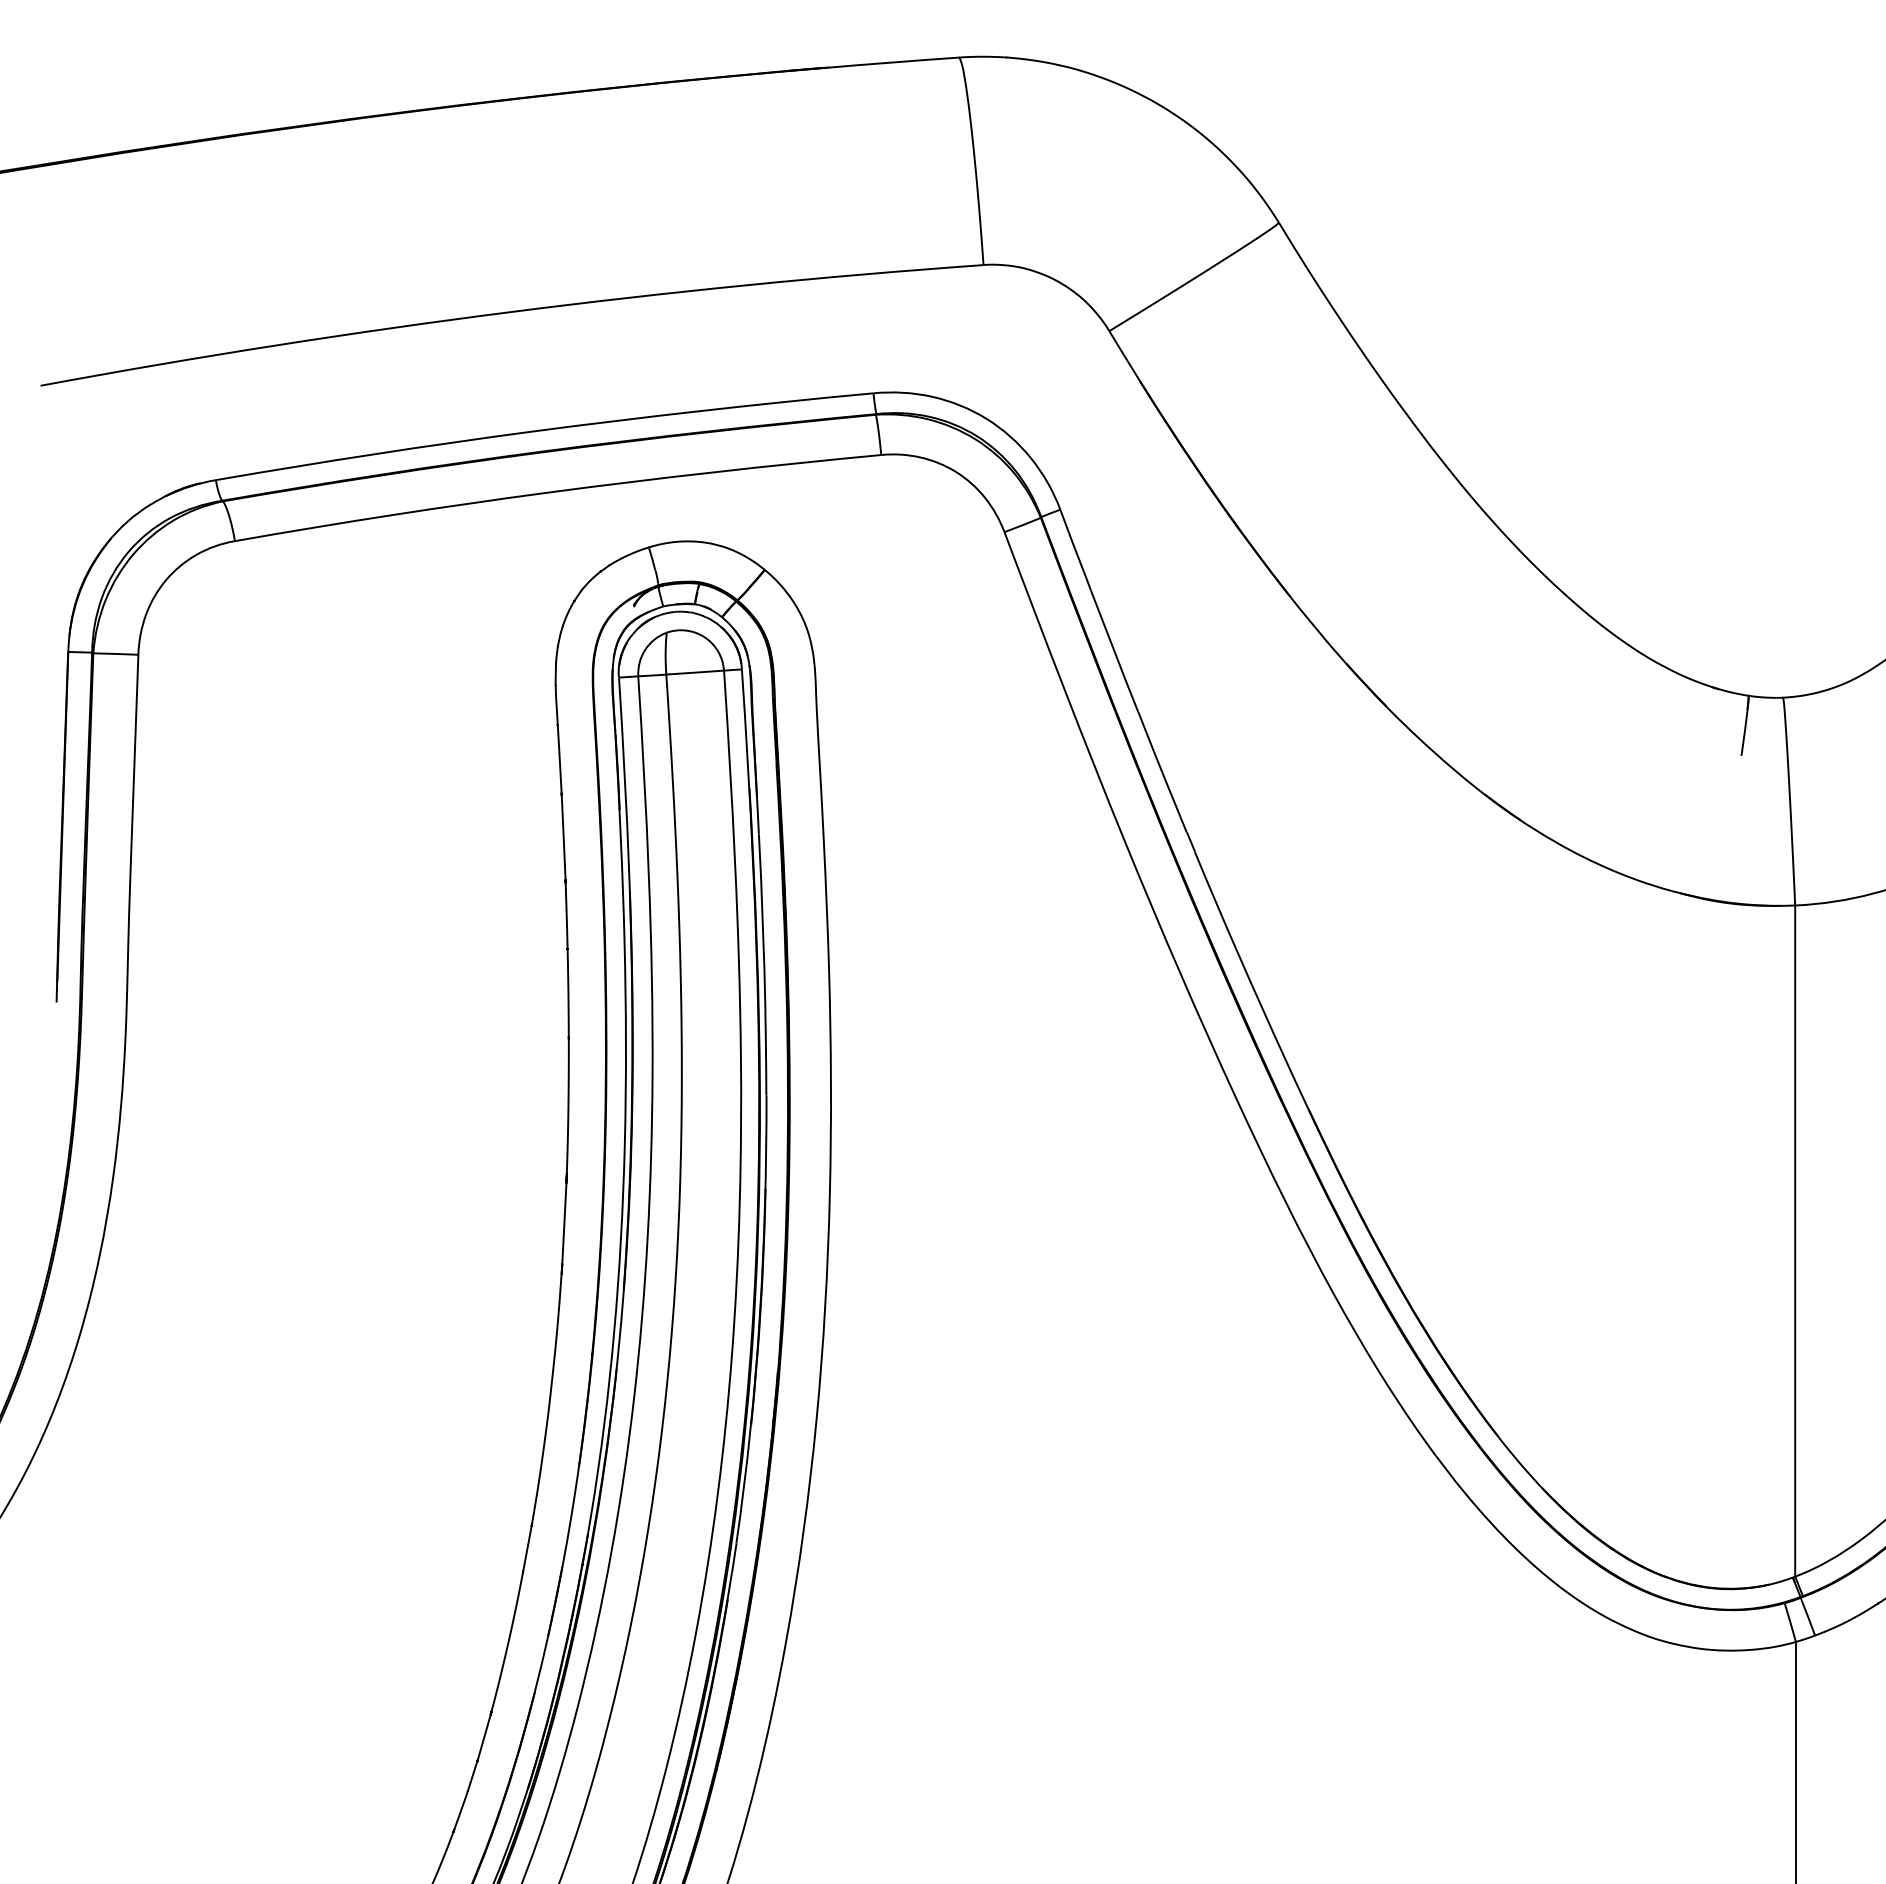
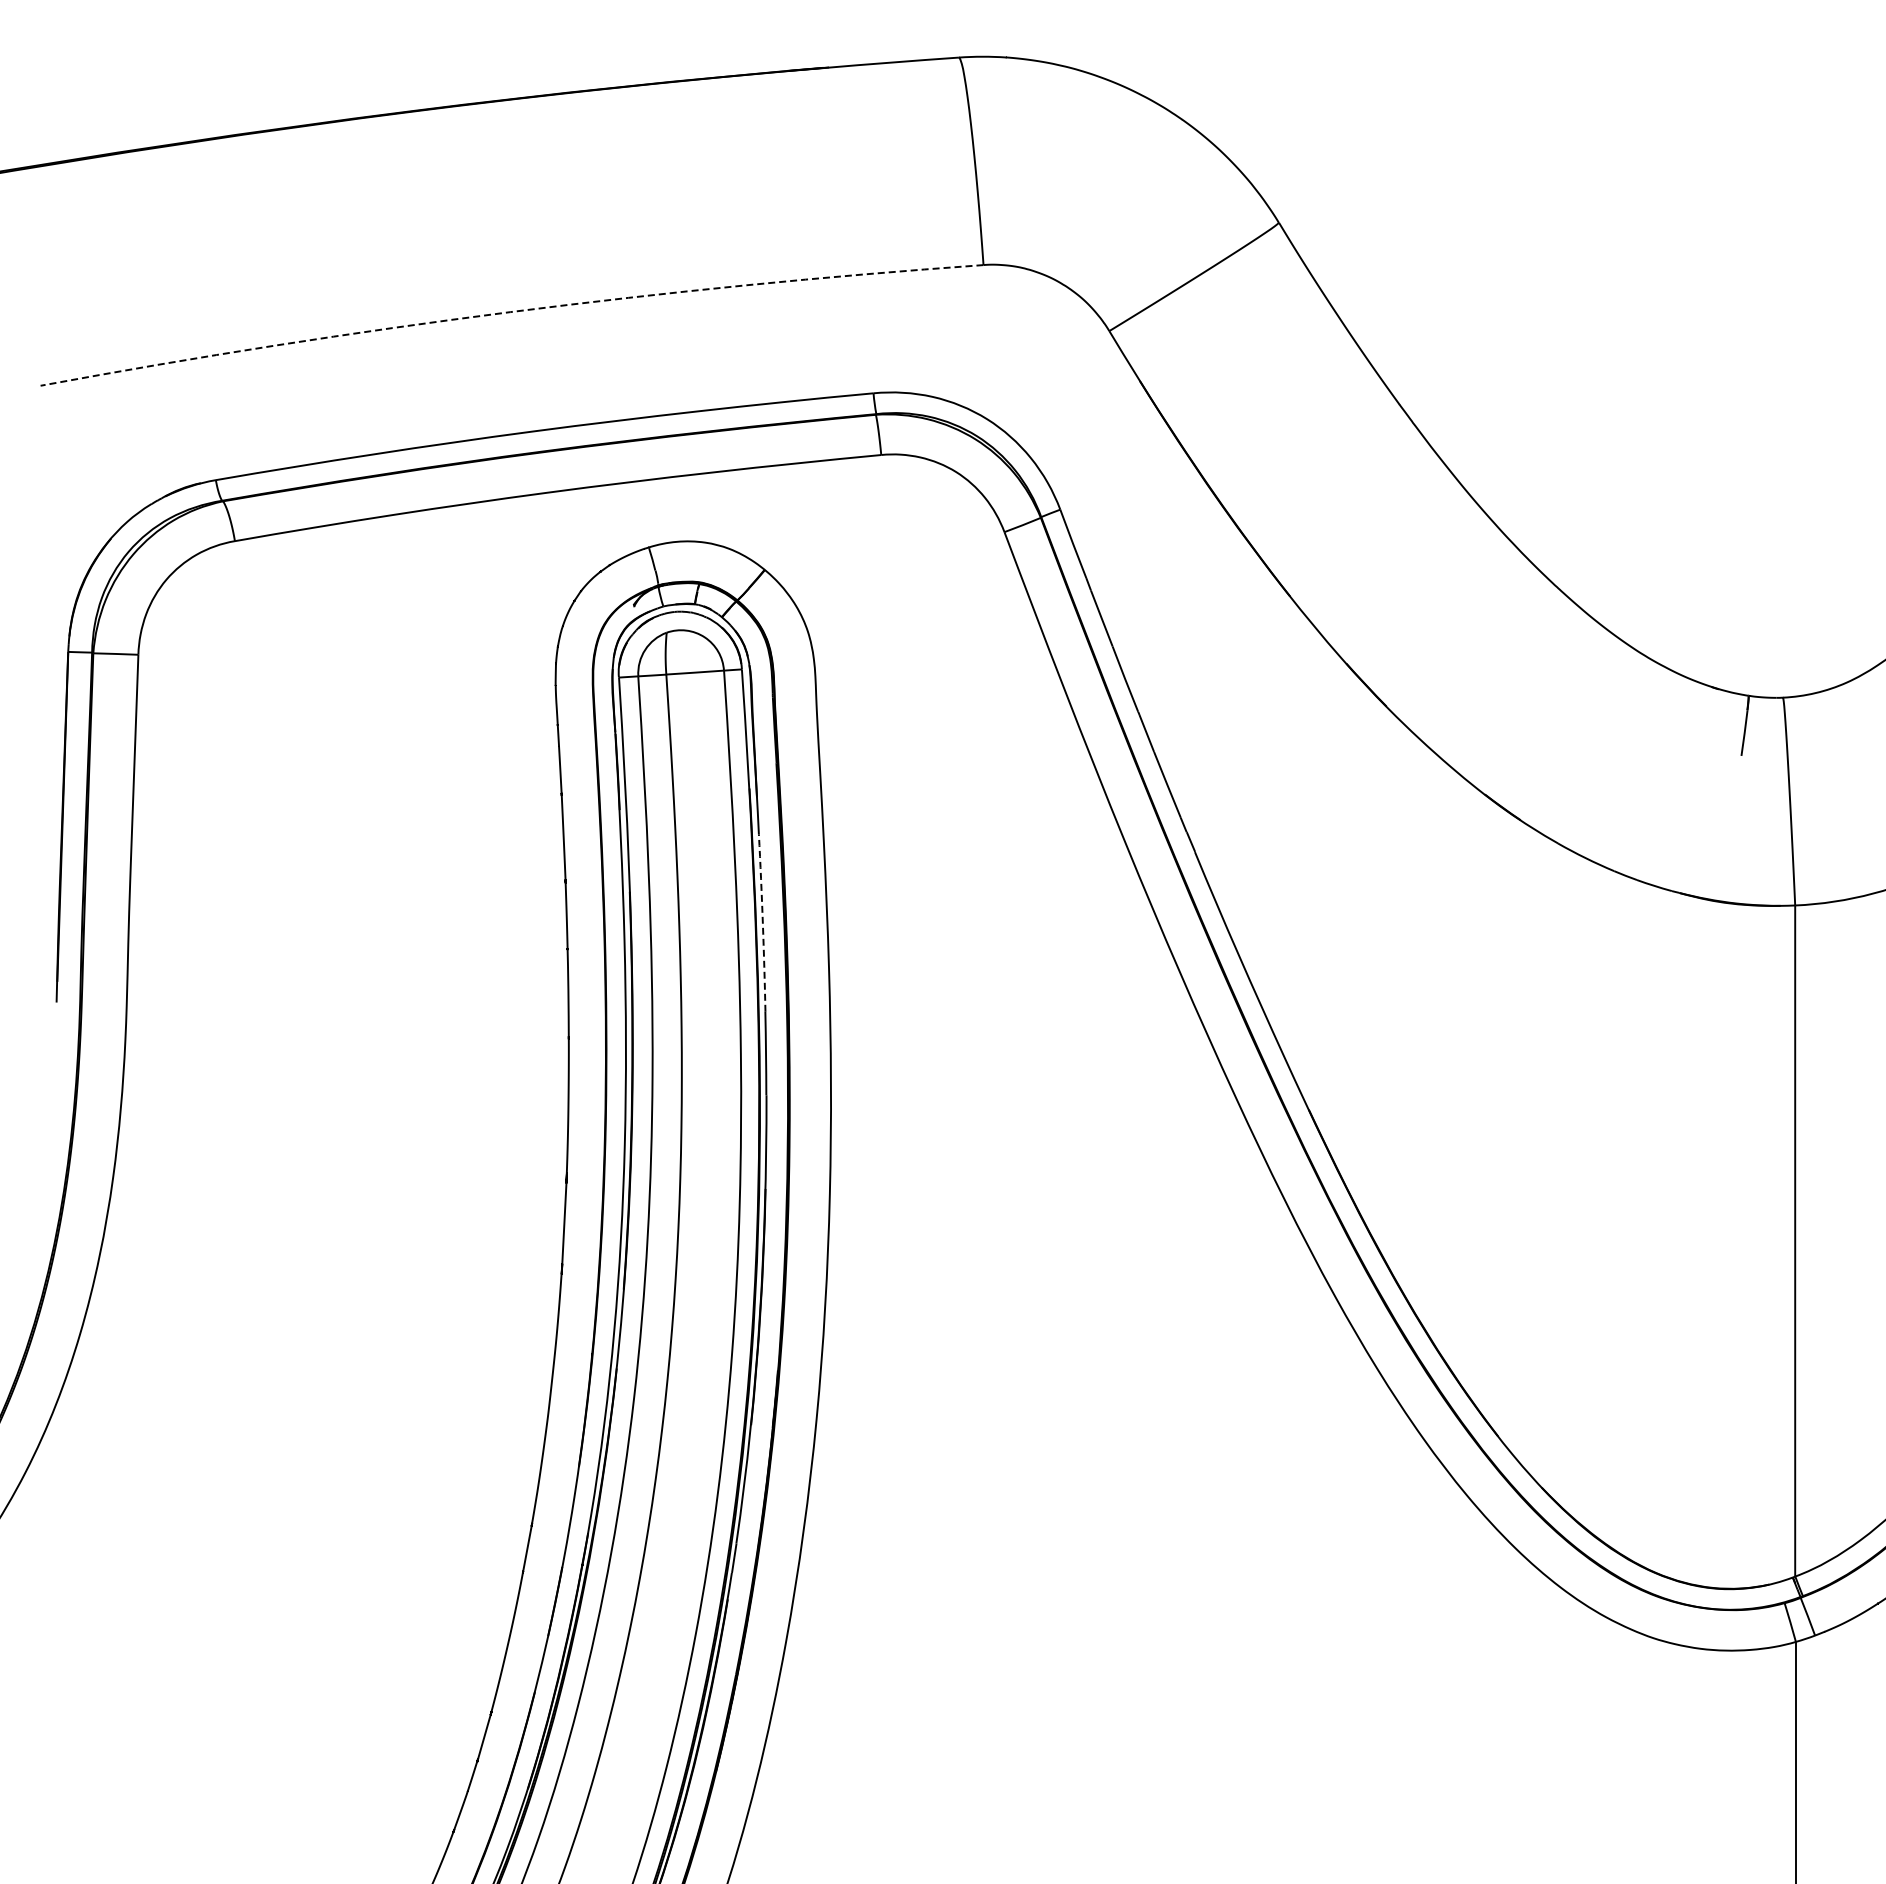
arc: solid -> dashed (510, 312)
arc: solid -> dashed (762, 923)
